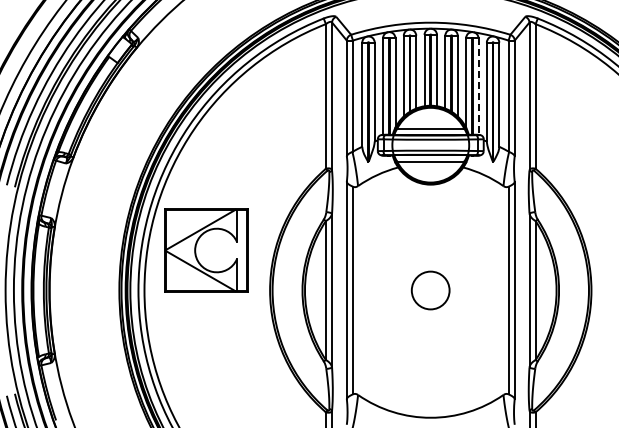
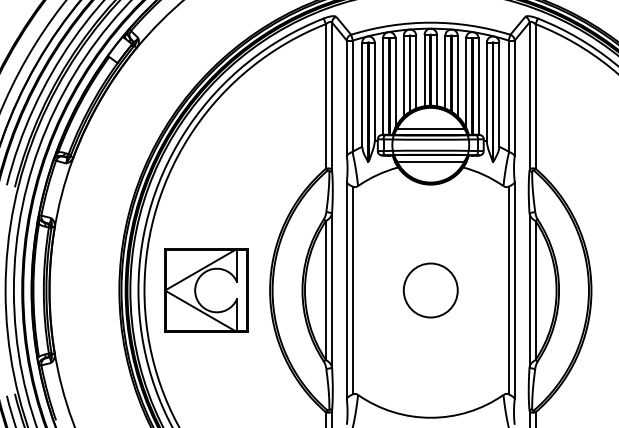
line: dashed -> solid (478, 87)
part position: (206, 250) -> (206, 290) (206, 290)
circle size: 41x41 px -> 57x57 px (430, 290)
